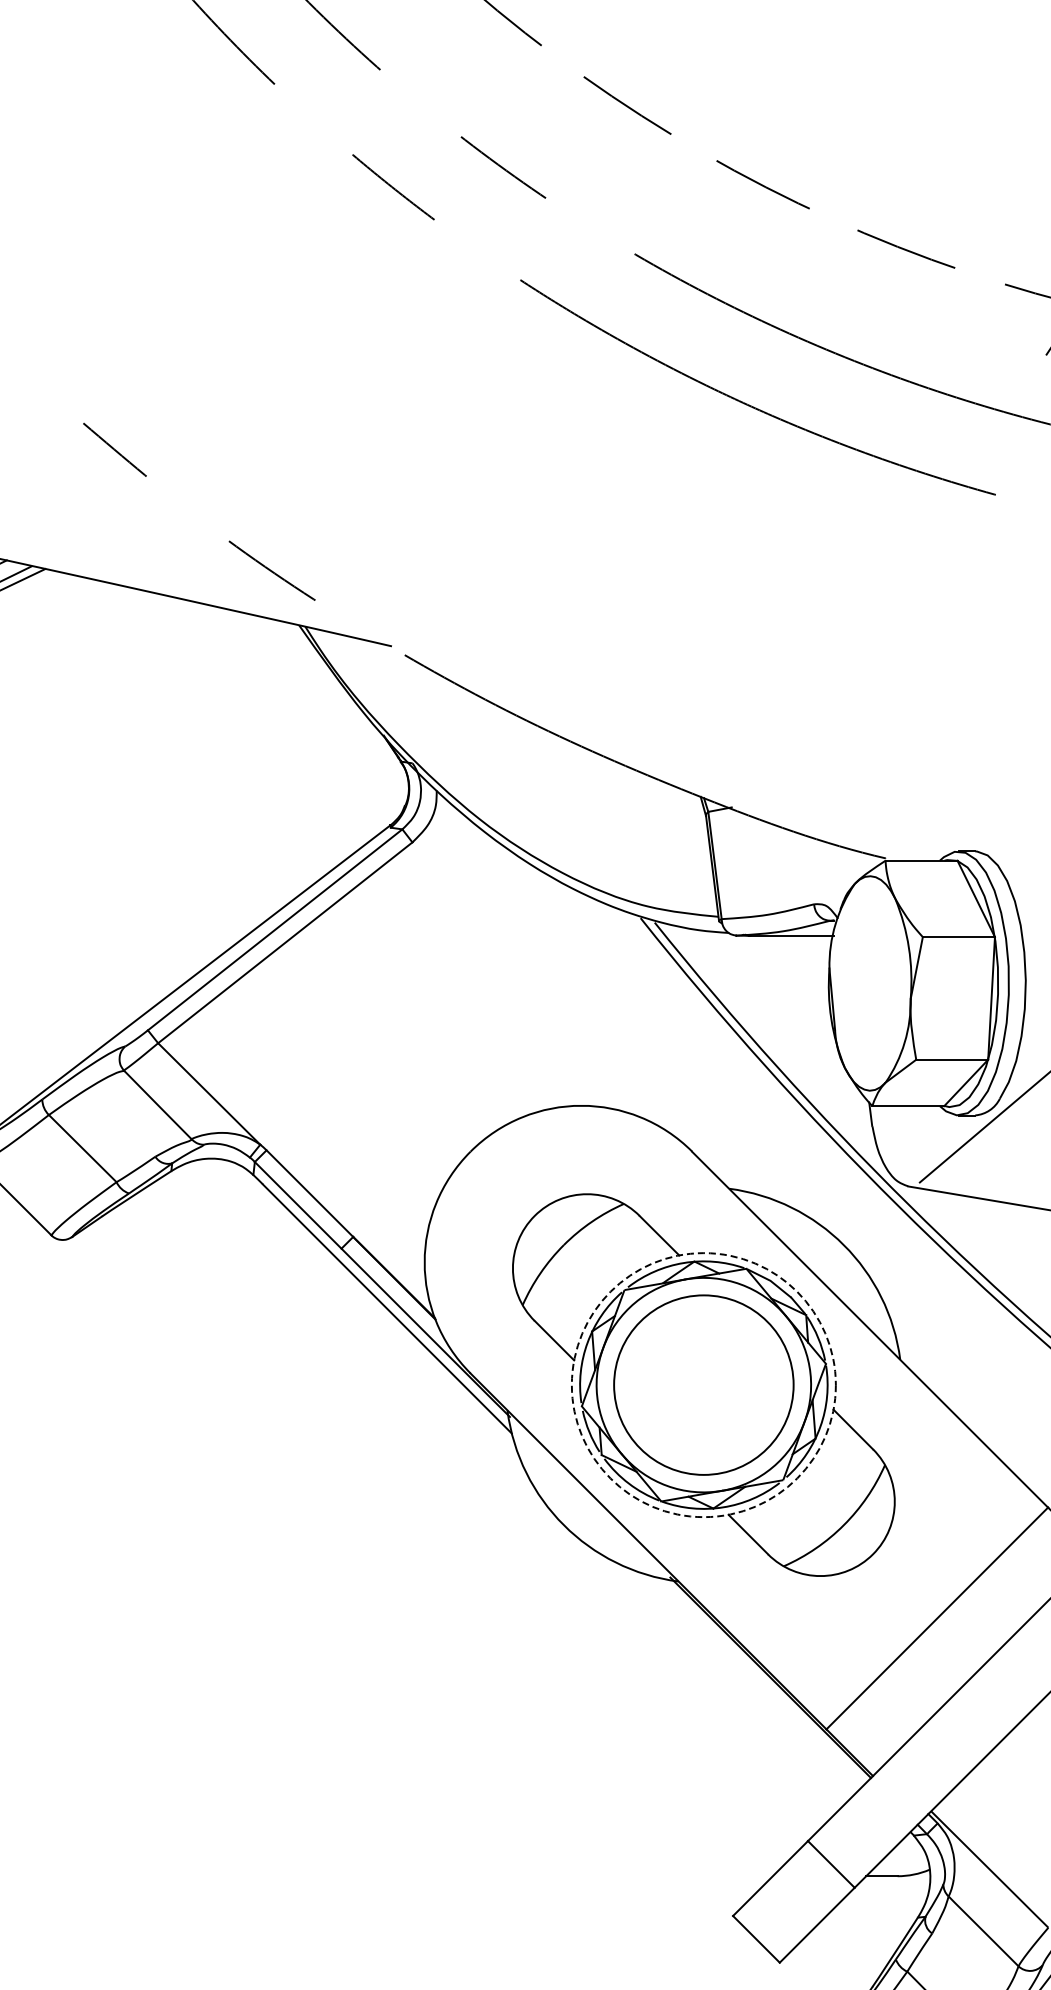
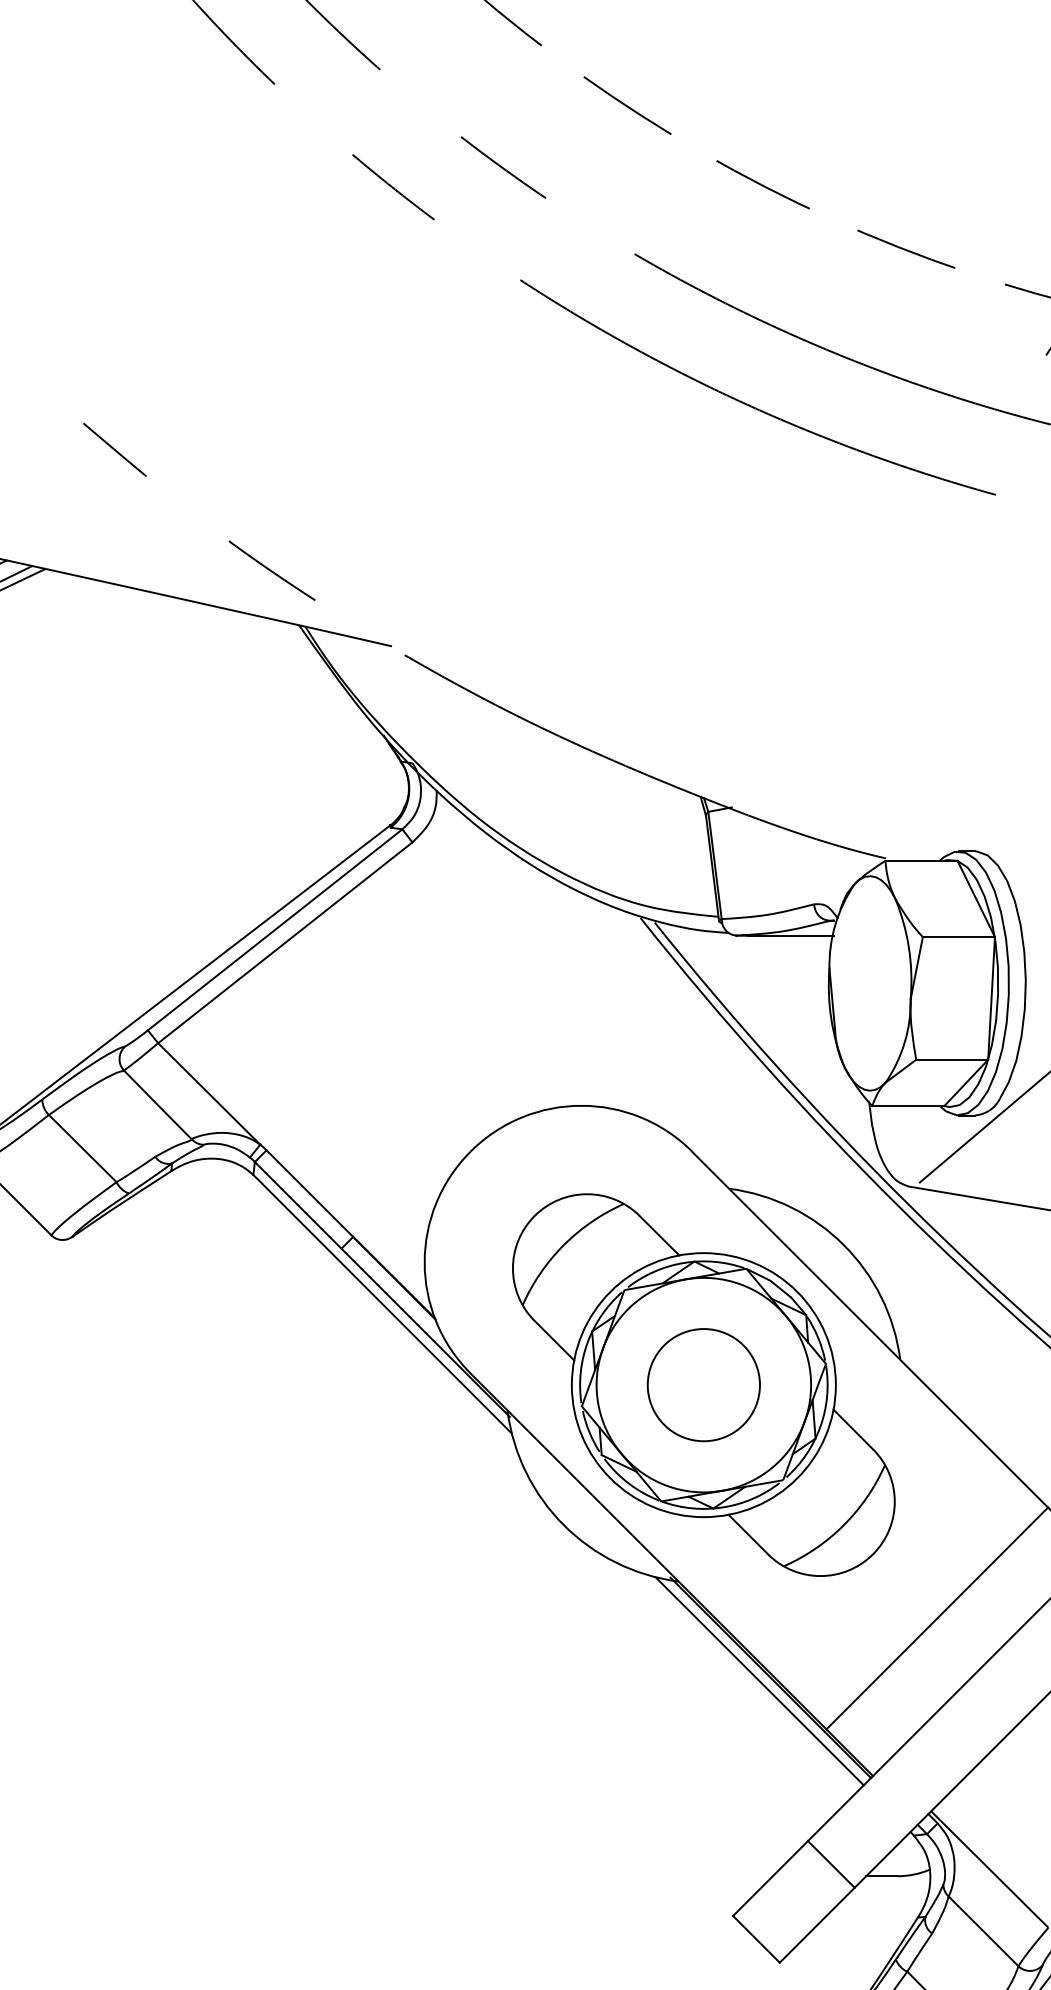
circle diameter: 180 px -> 112 px (703, 1385)
circle: dashed -> solid (703, 1385)
line: none -> present (759, 1681)
